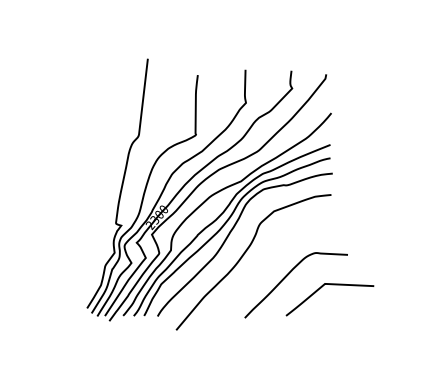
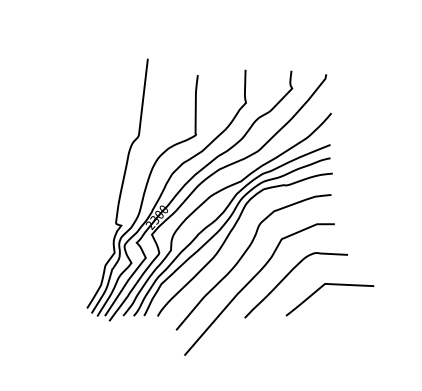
curve: none -> present (251, 281)
